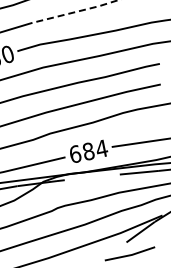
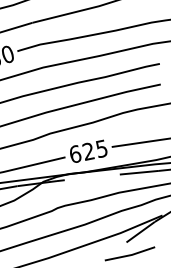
line: dashed -> solid (75, 12)
text: 684 -> 625 (95, 149)
